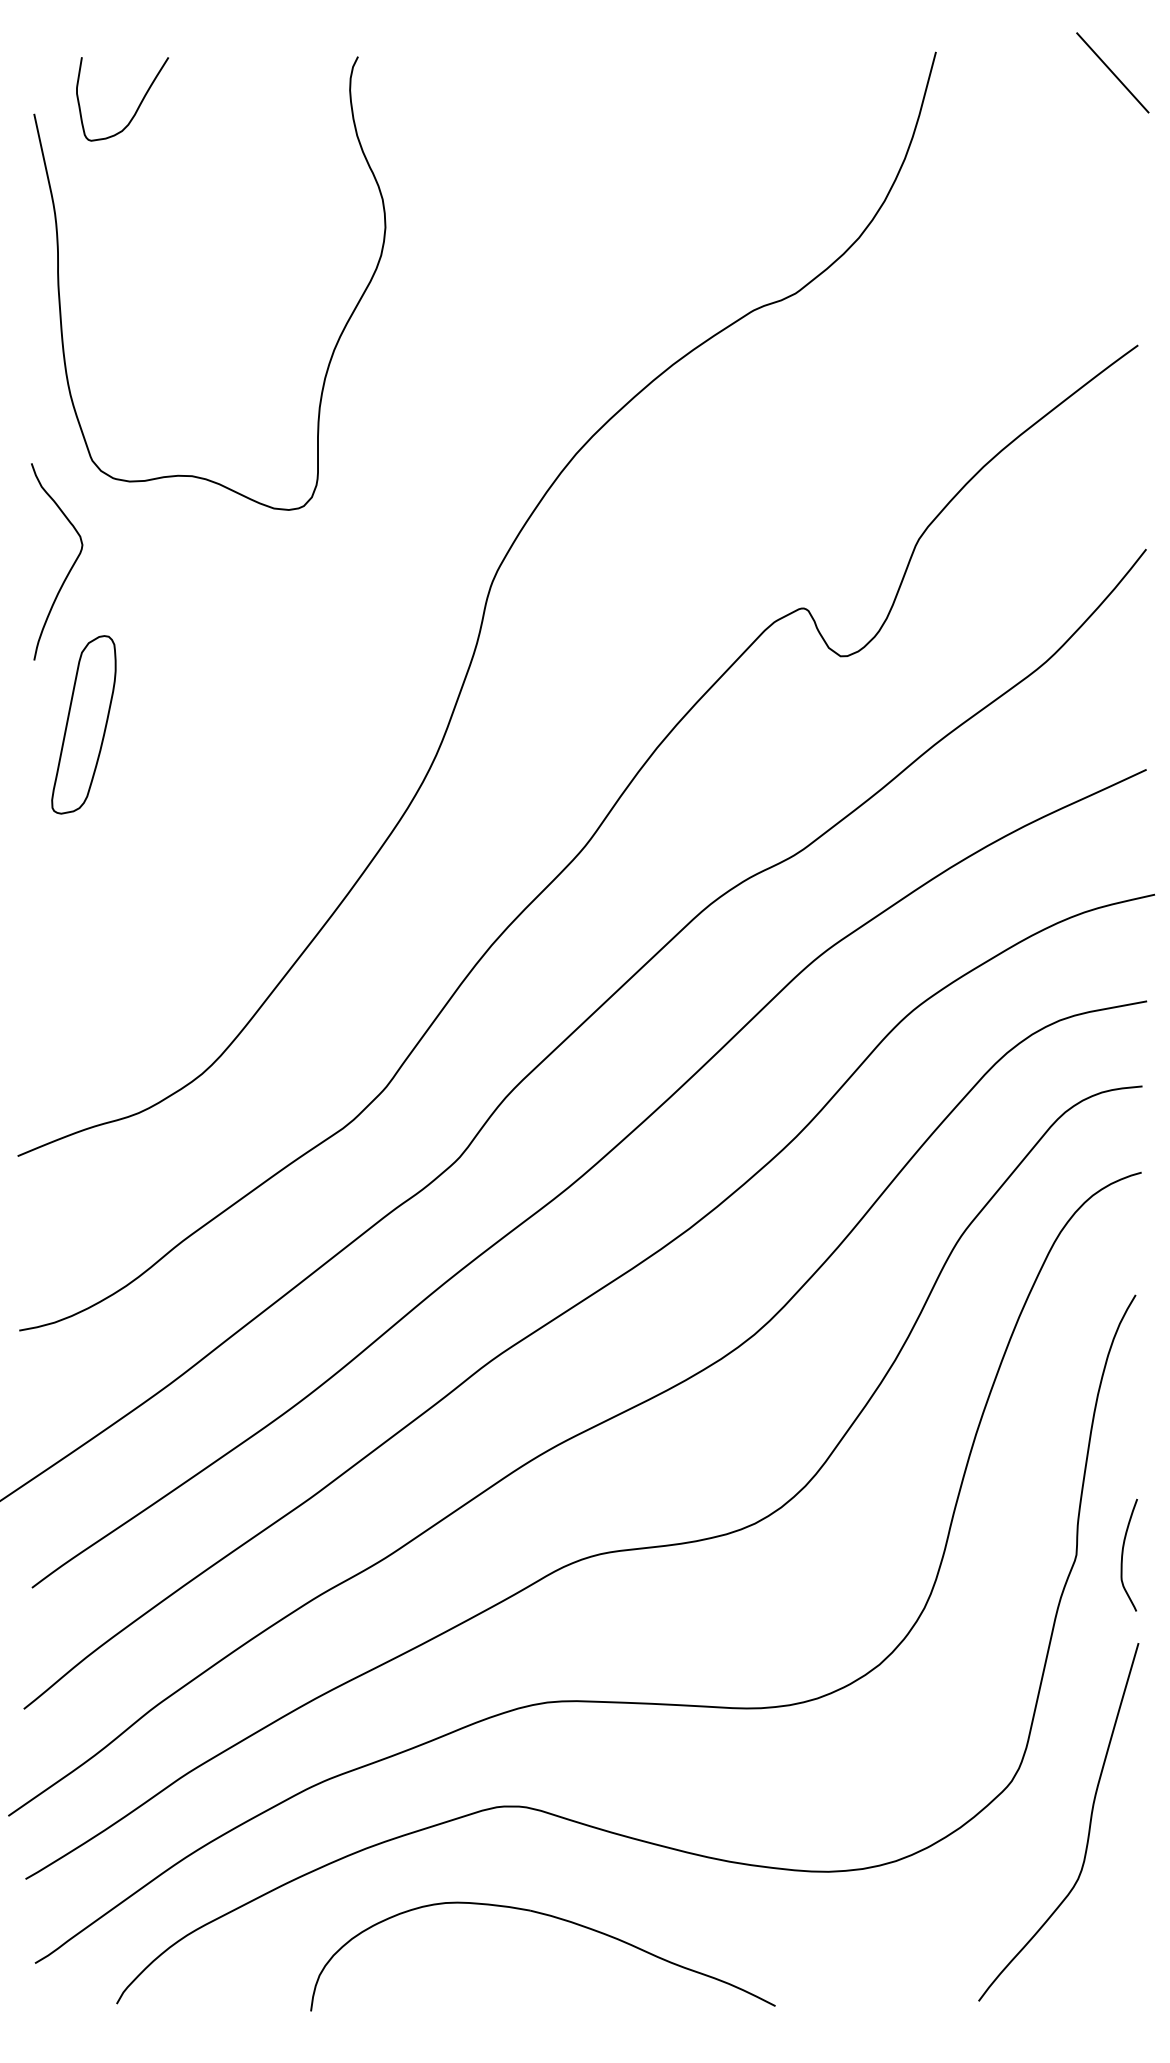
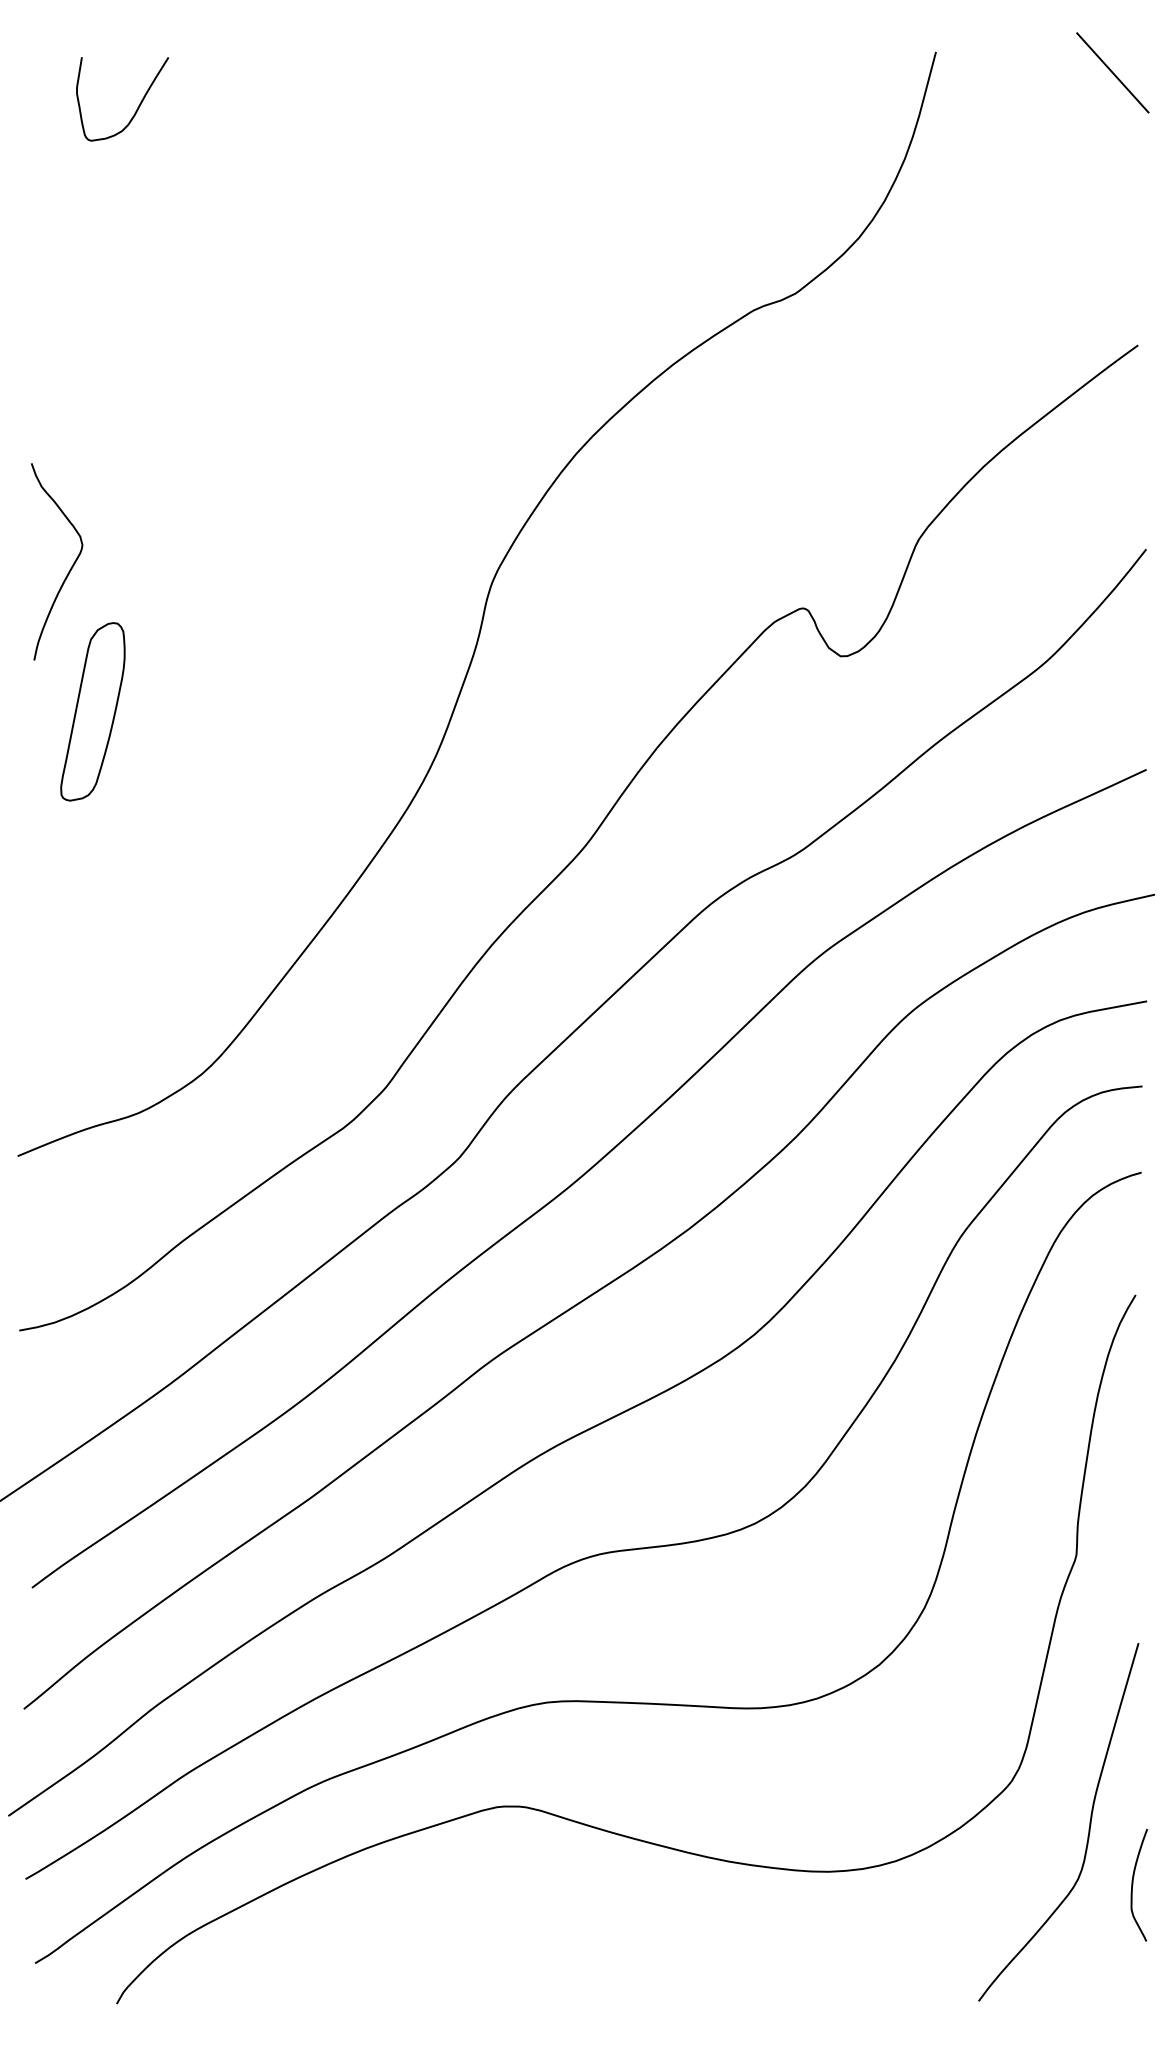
curve: present -> none (338, 337)
part position: (83, 724) -> (92, 711) (92, 711)
curve position: (1123, 1554) -> (1133, 1884) (1133, 1884)
part: present -> none (555, 1918)
